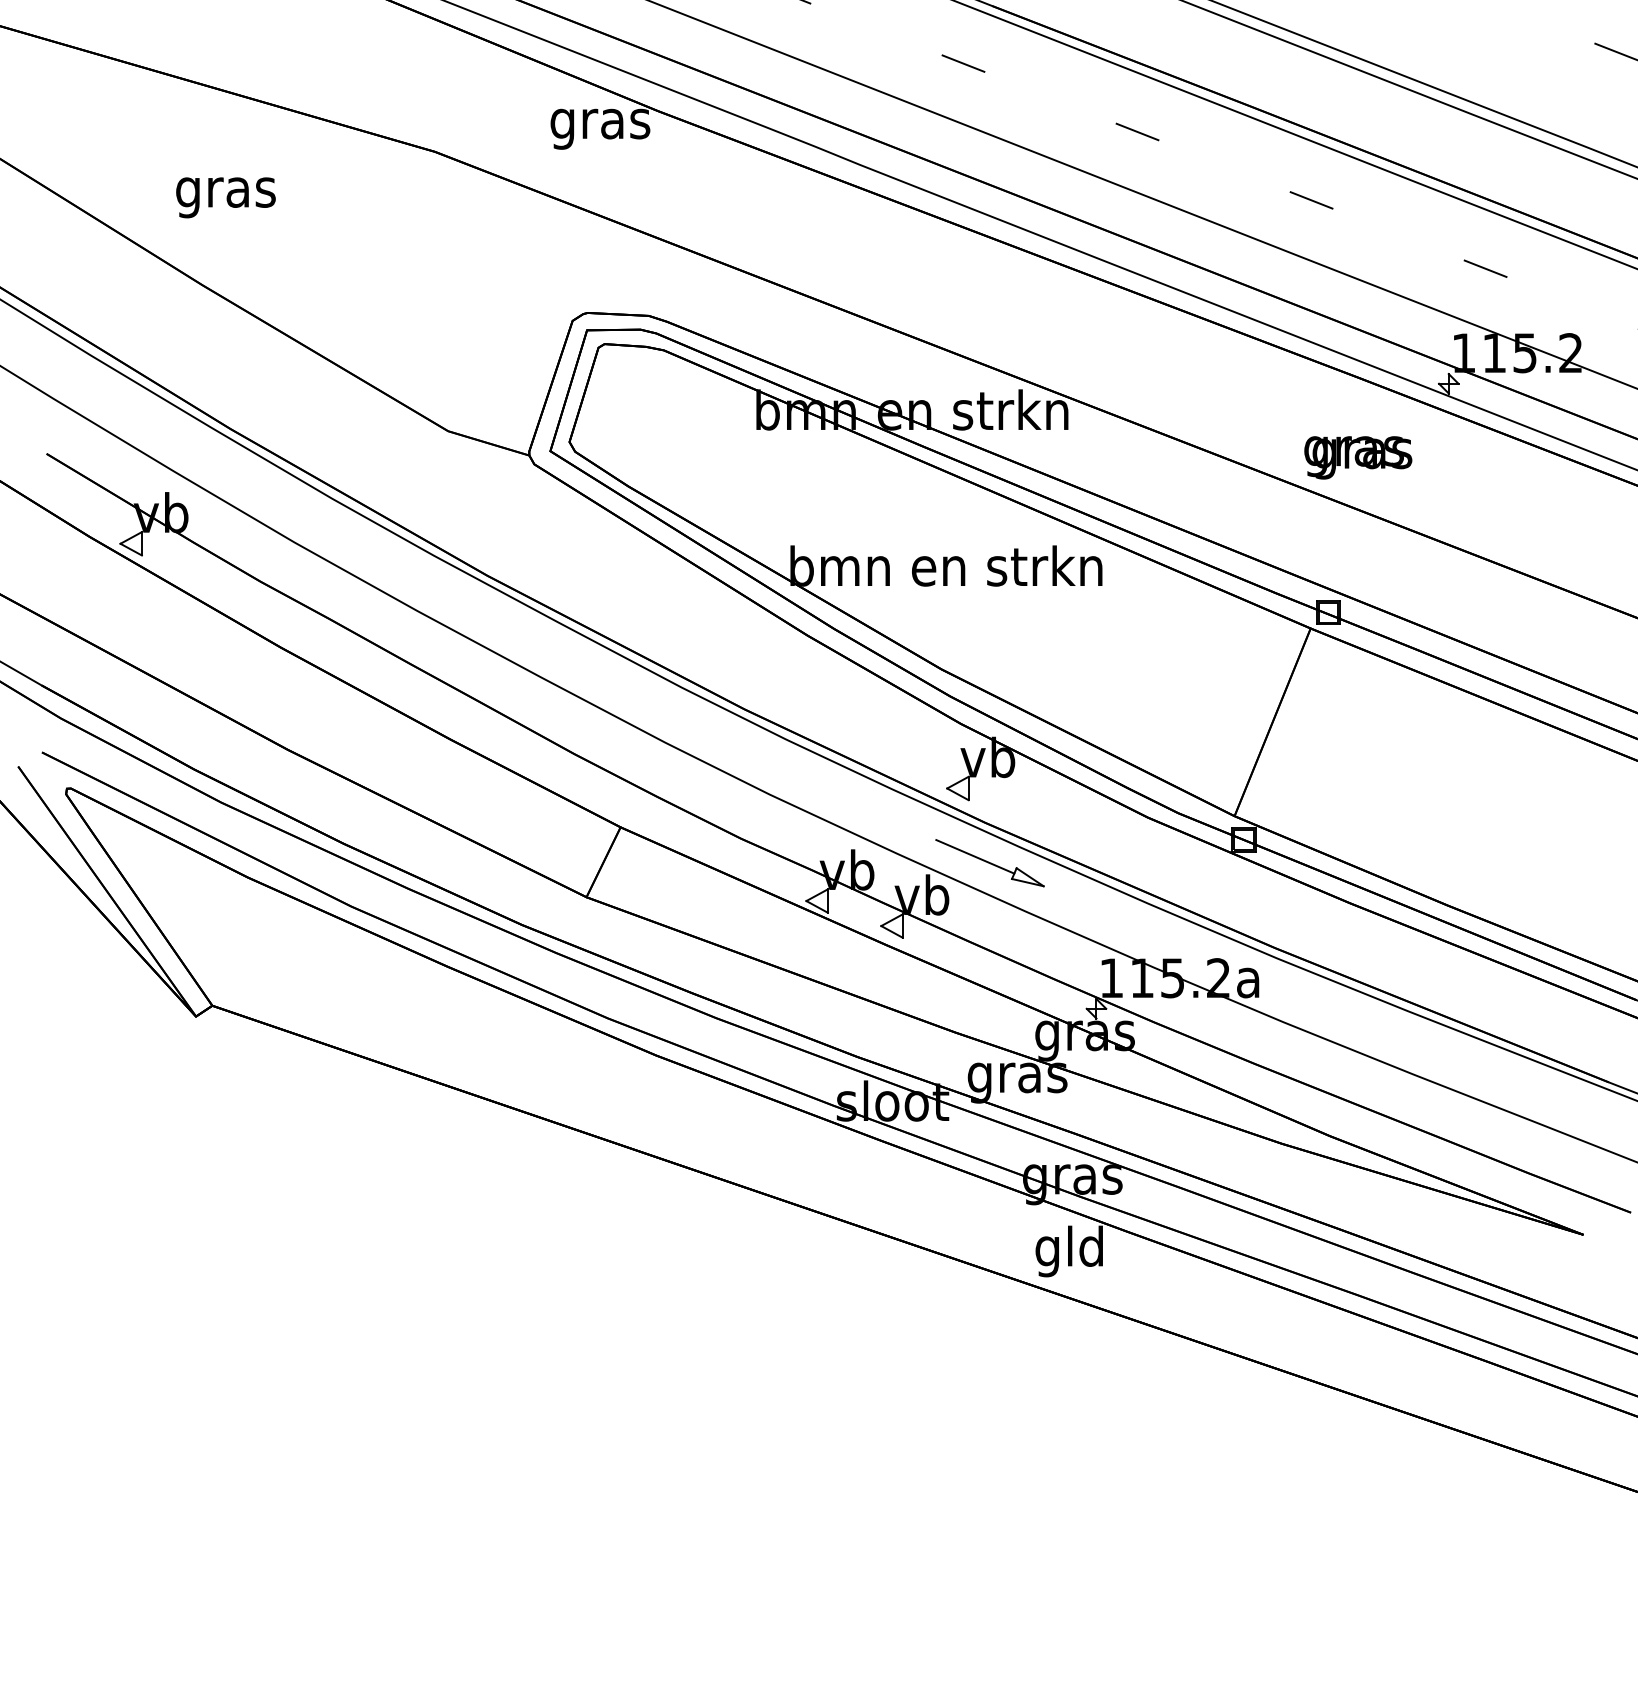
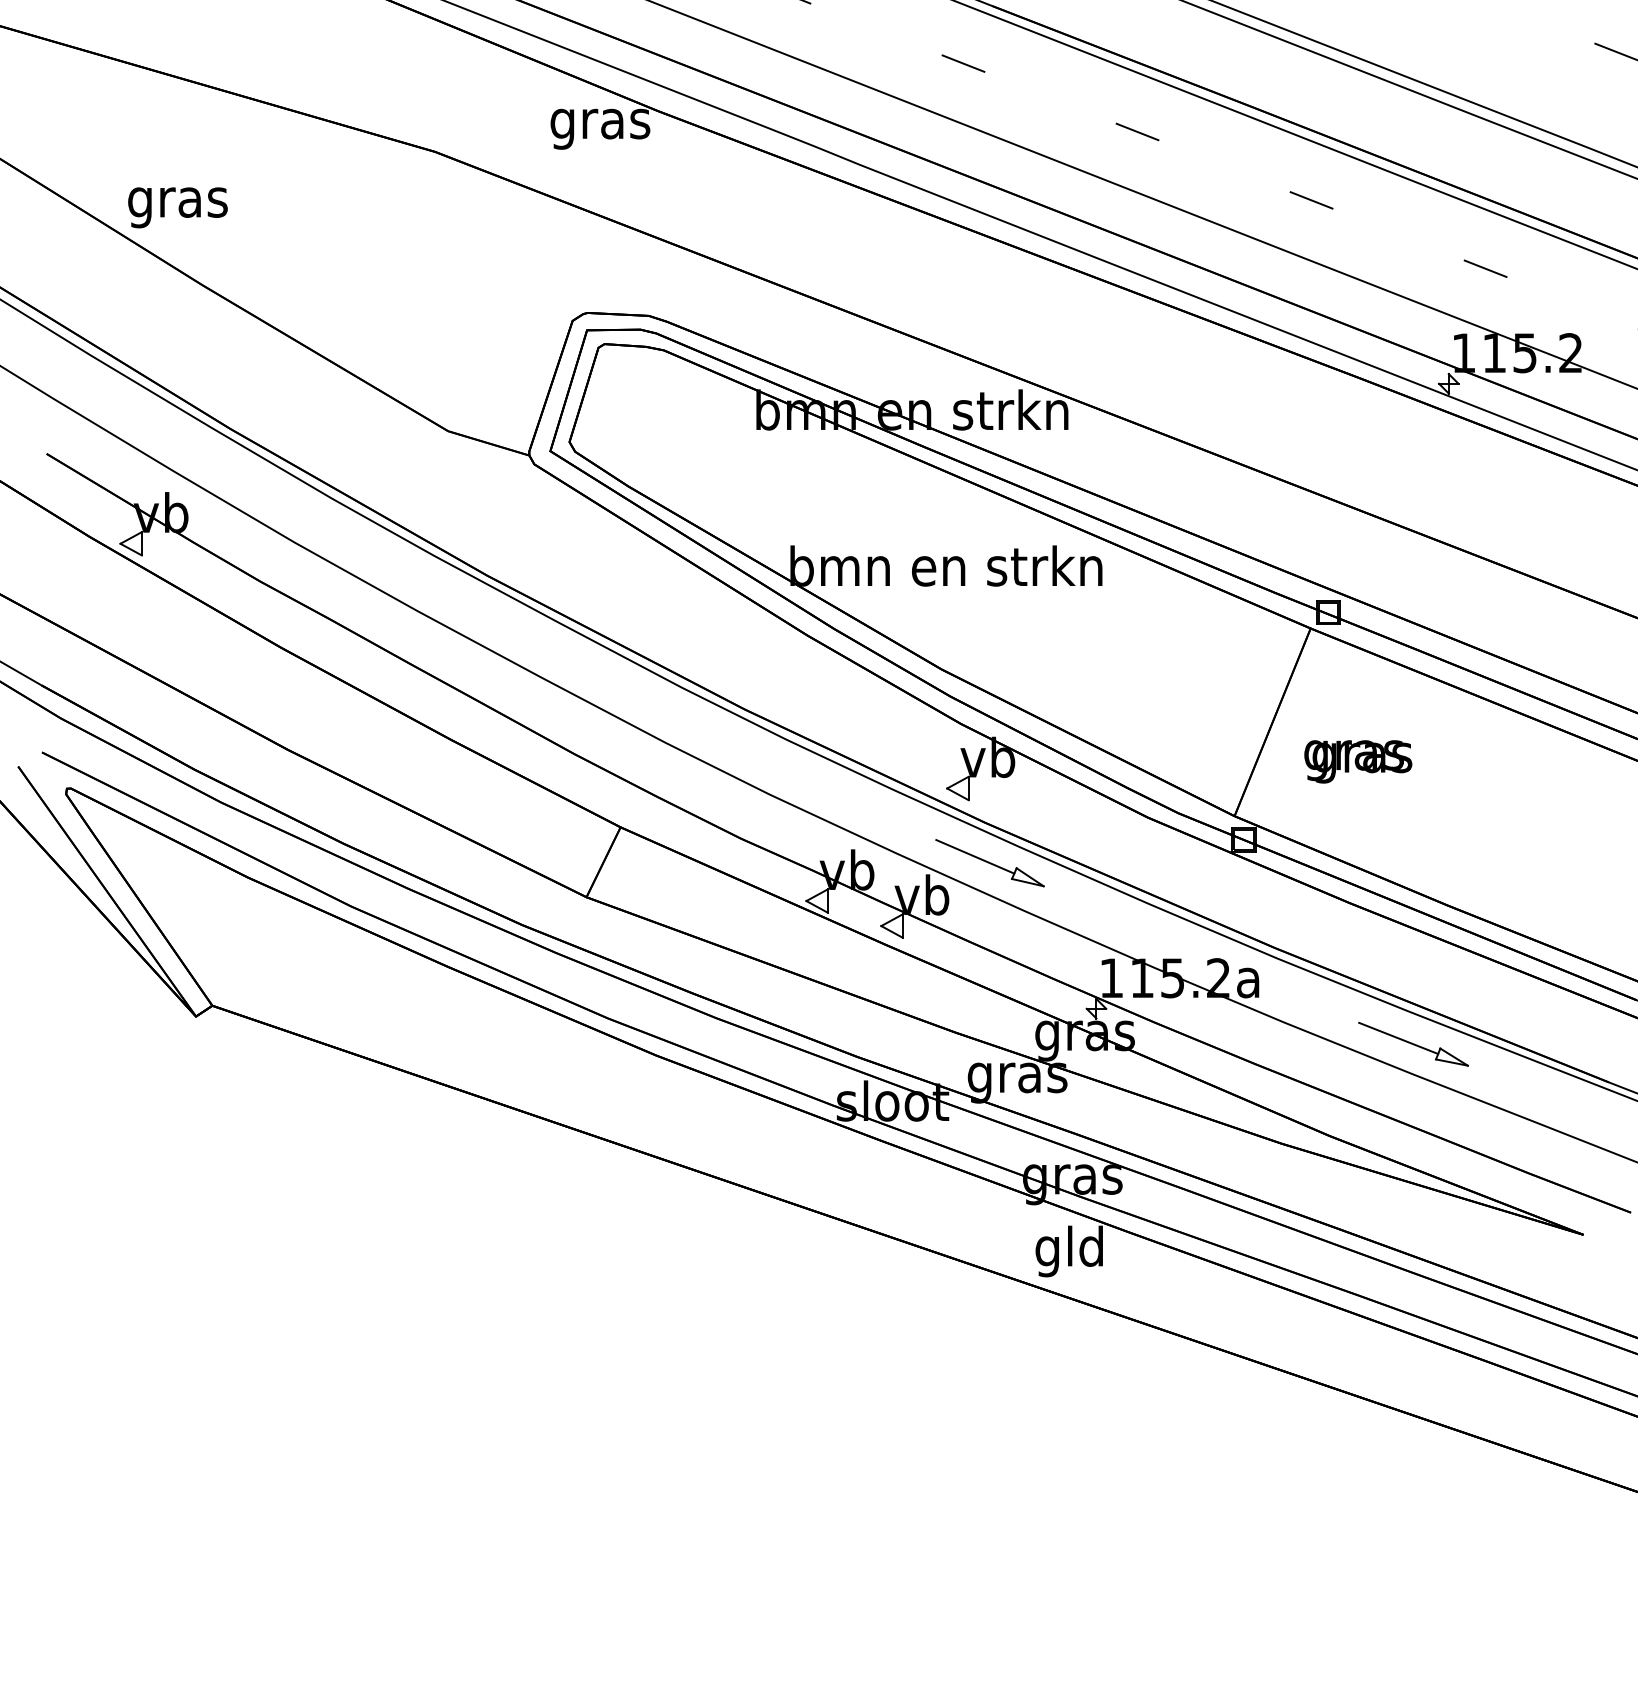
text position: (225, 197) -> (177, 207) (177, 207)
text position: (1358, 457) -> (1358, 761) (1358, 761)
part: none -> present (1413, 1043)
